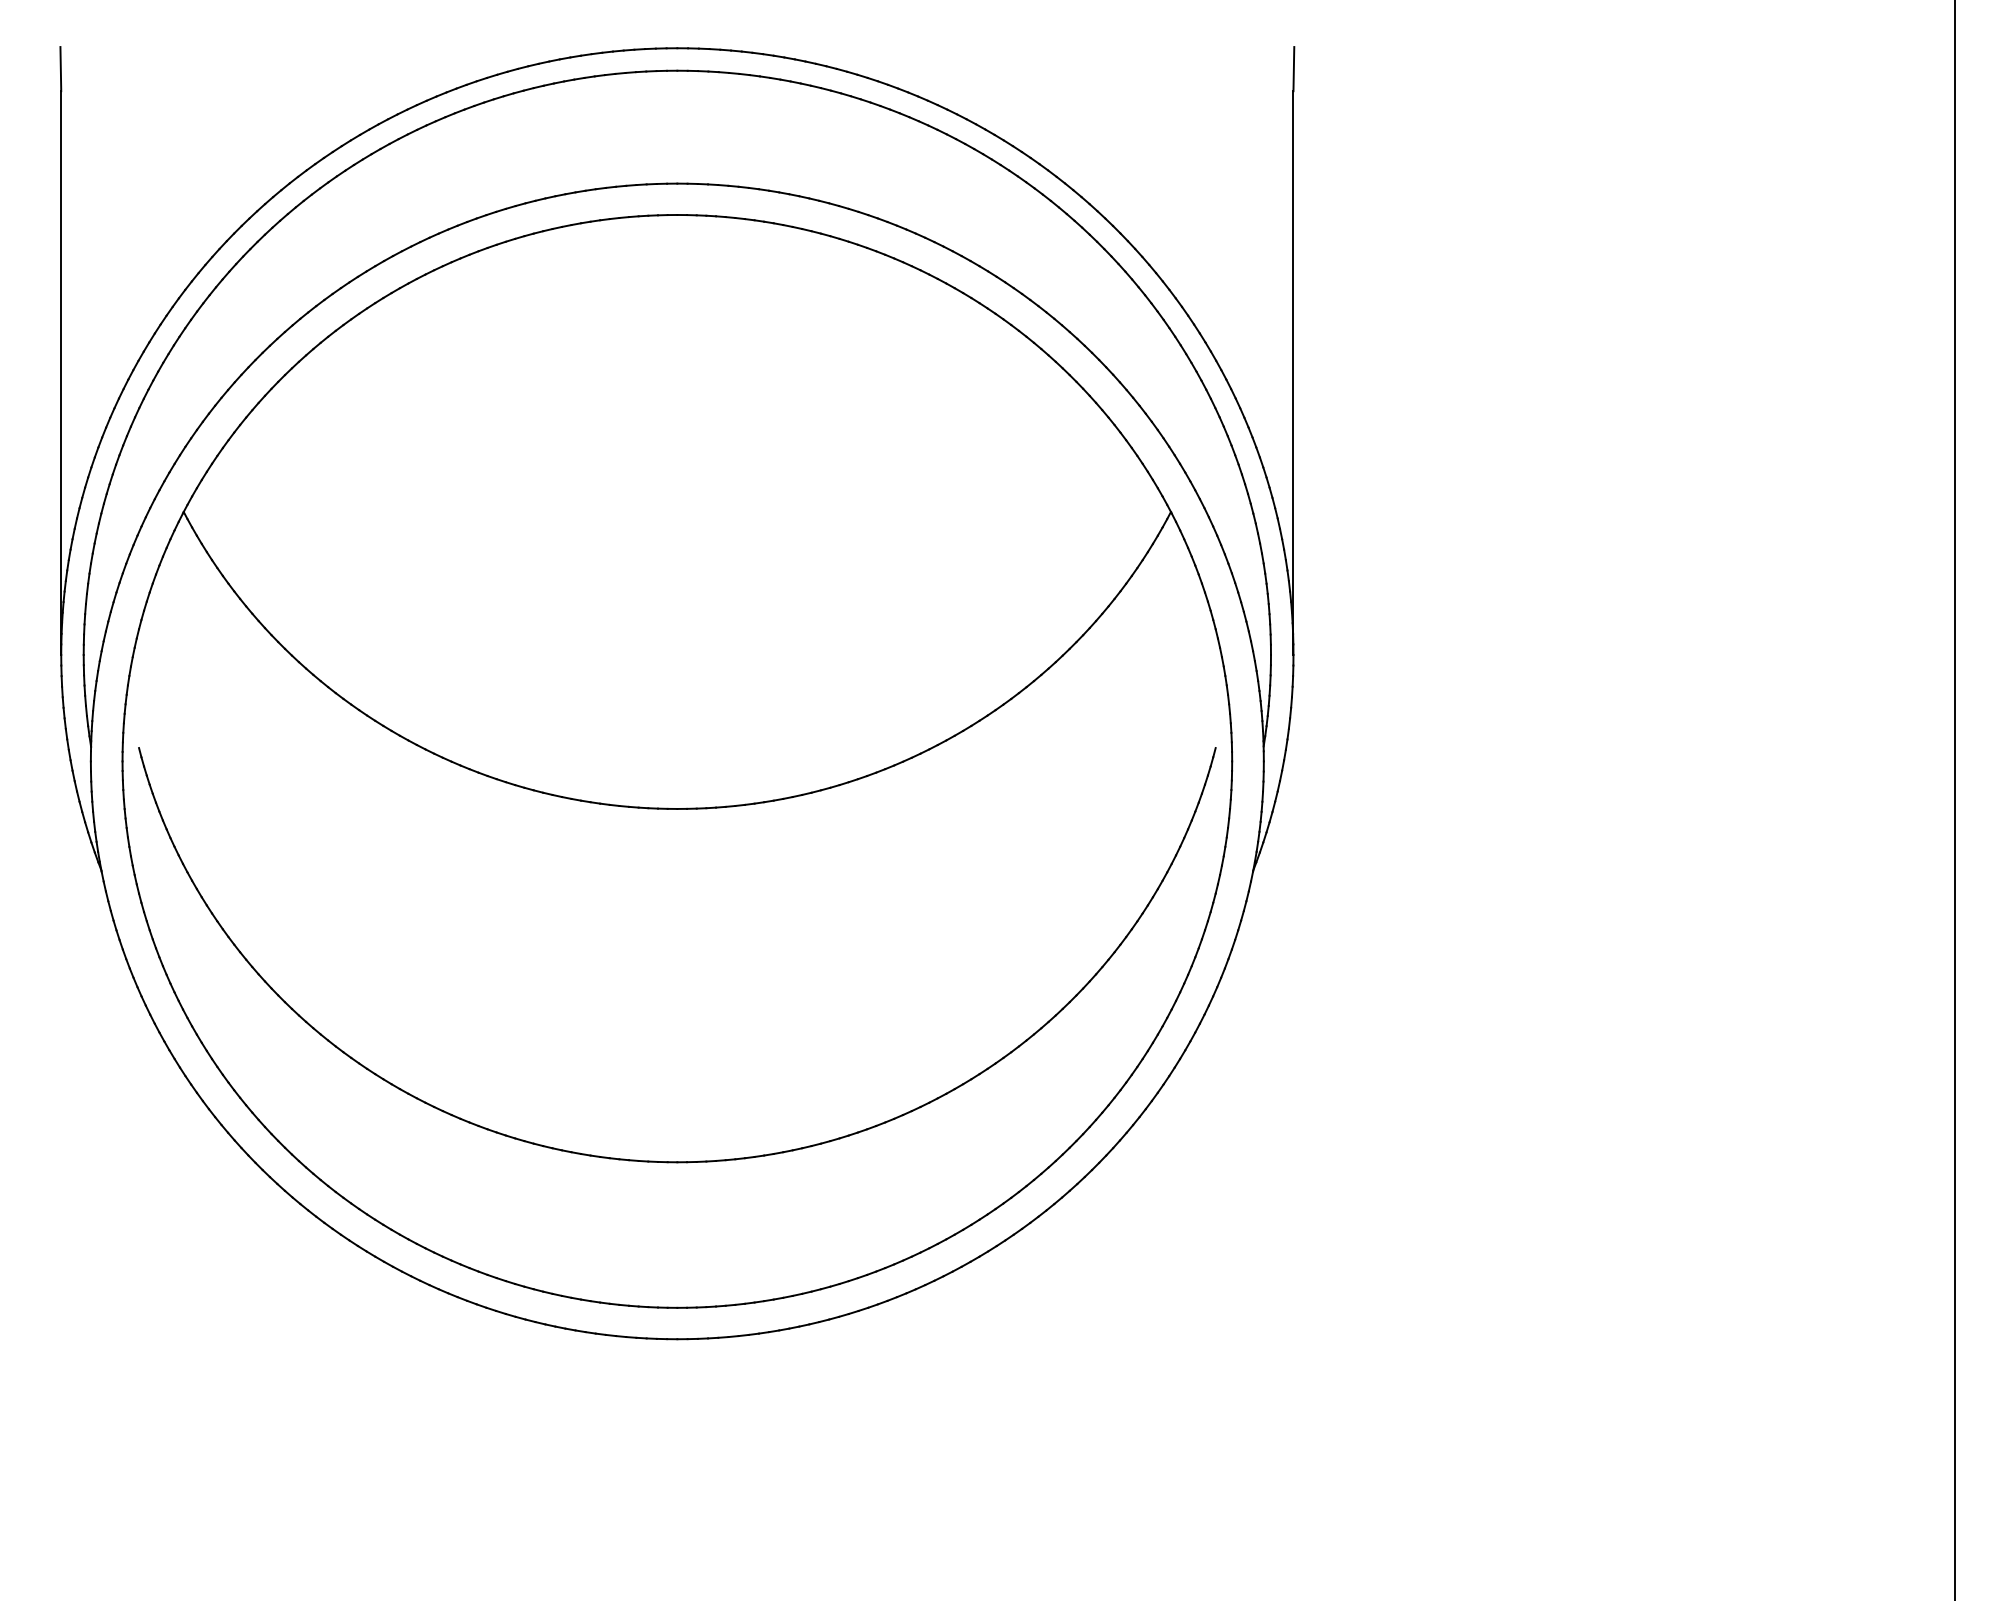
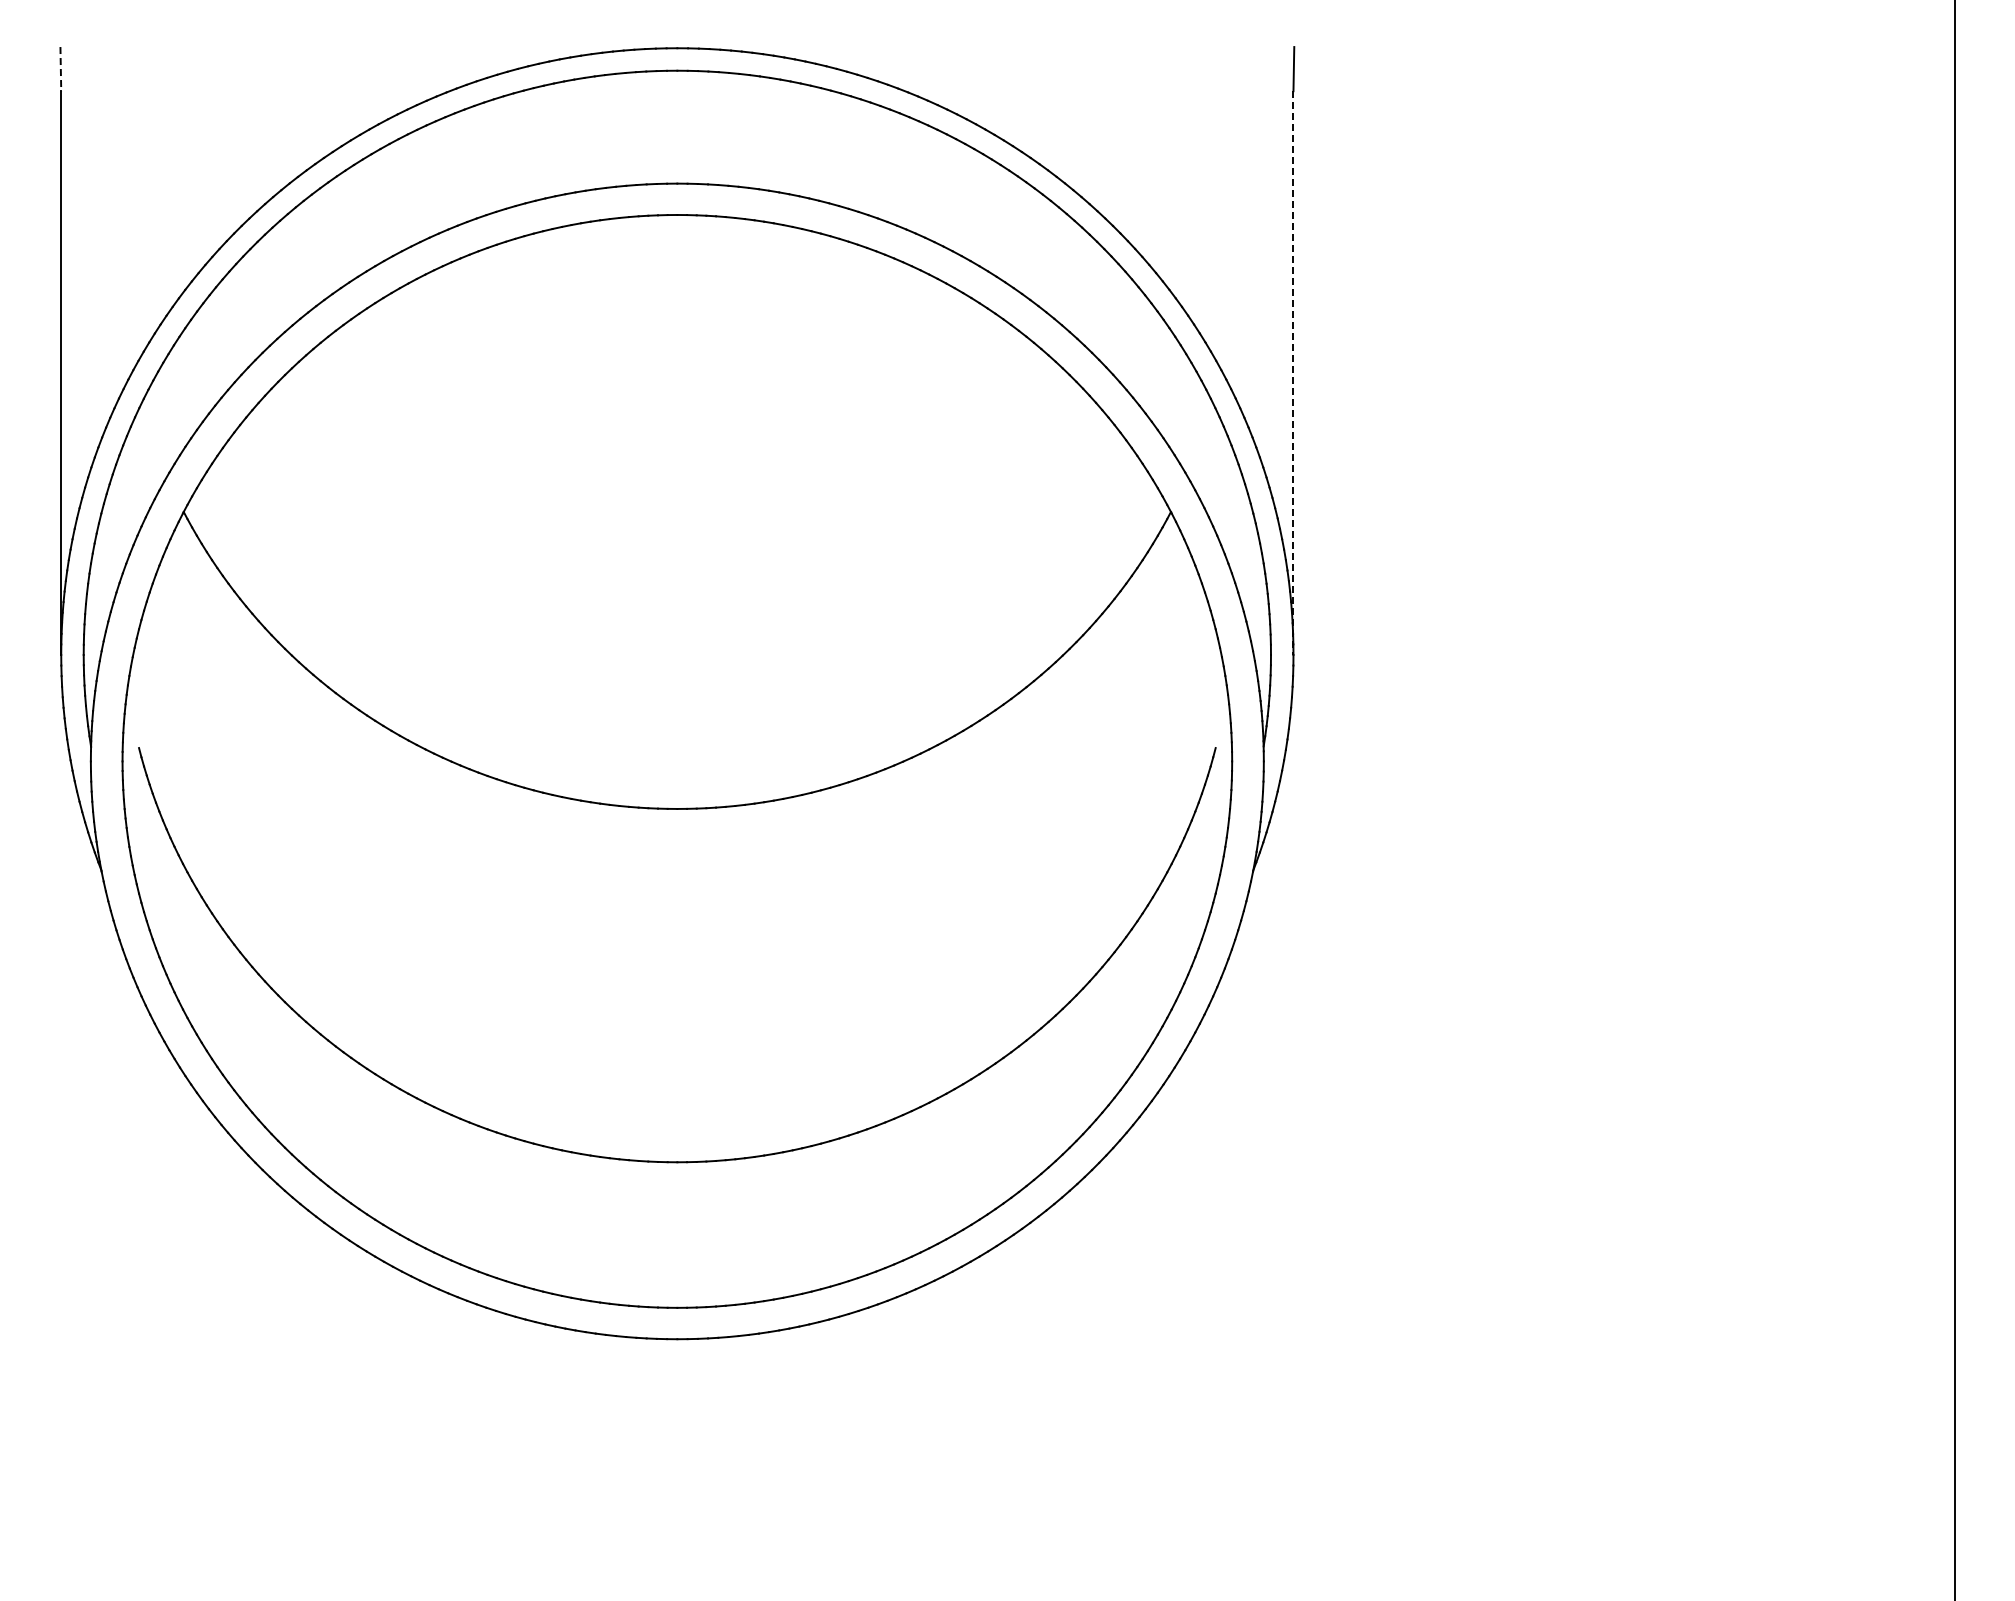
line: solid -> dashed (60, 69)
line: solid -> dashed (1293, 373)
